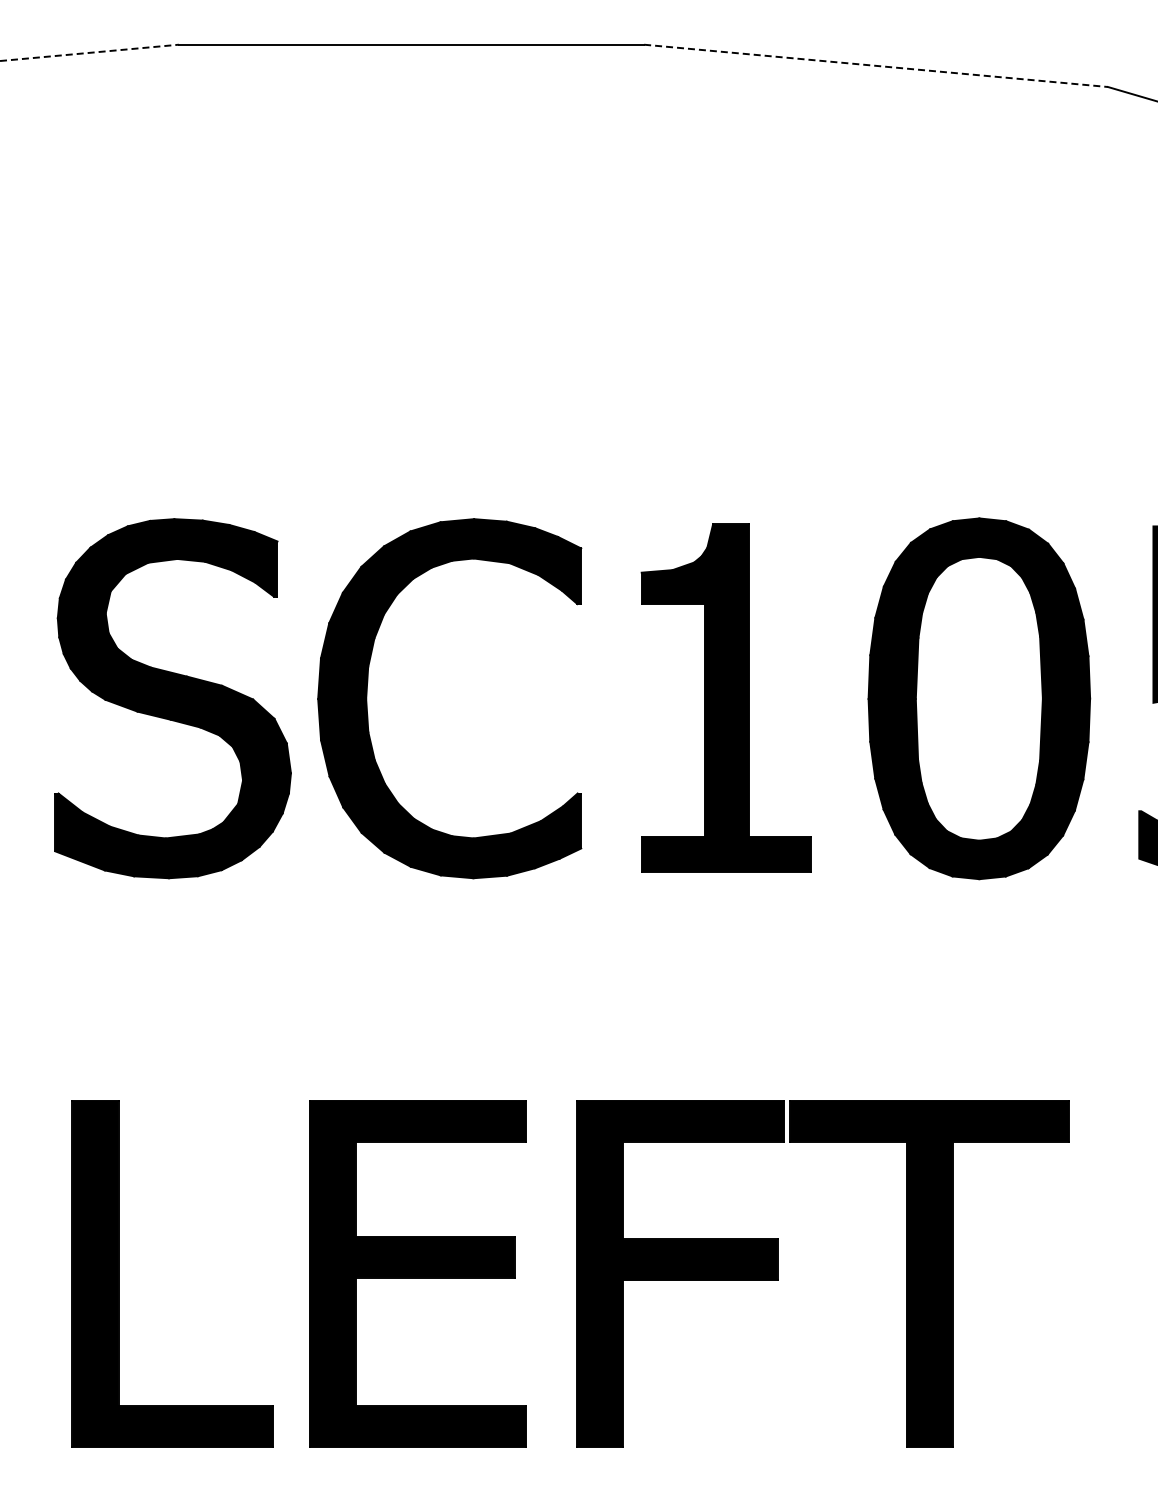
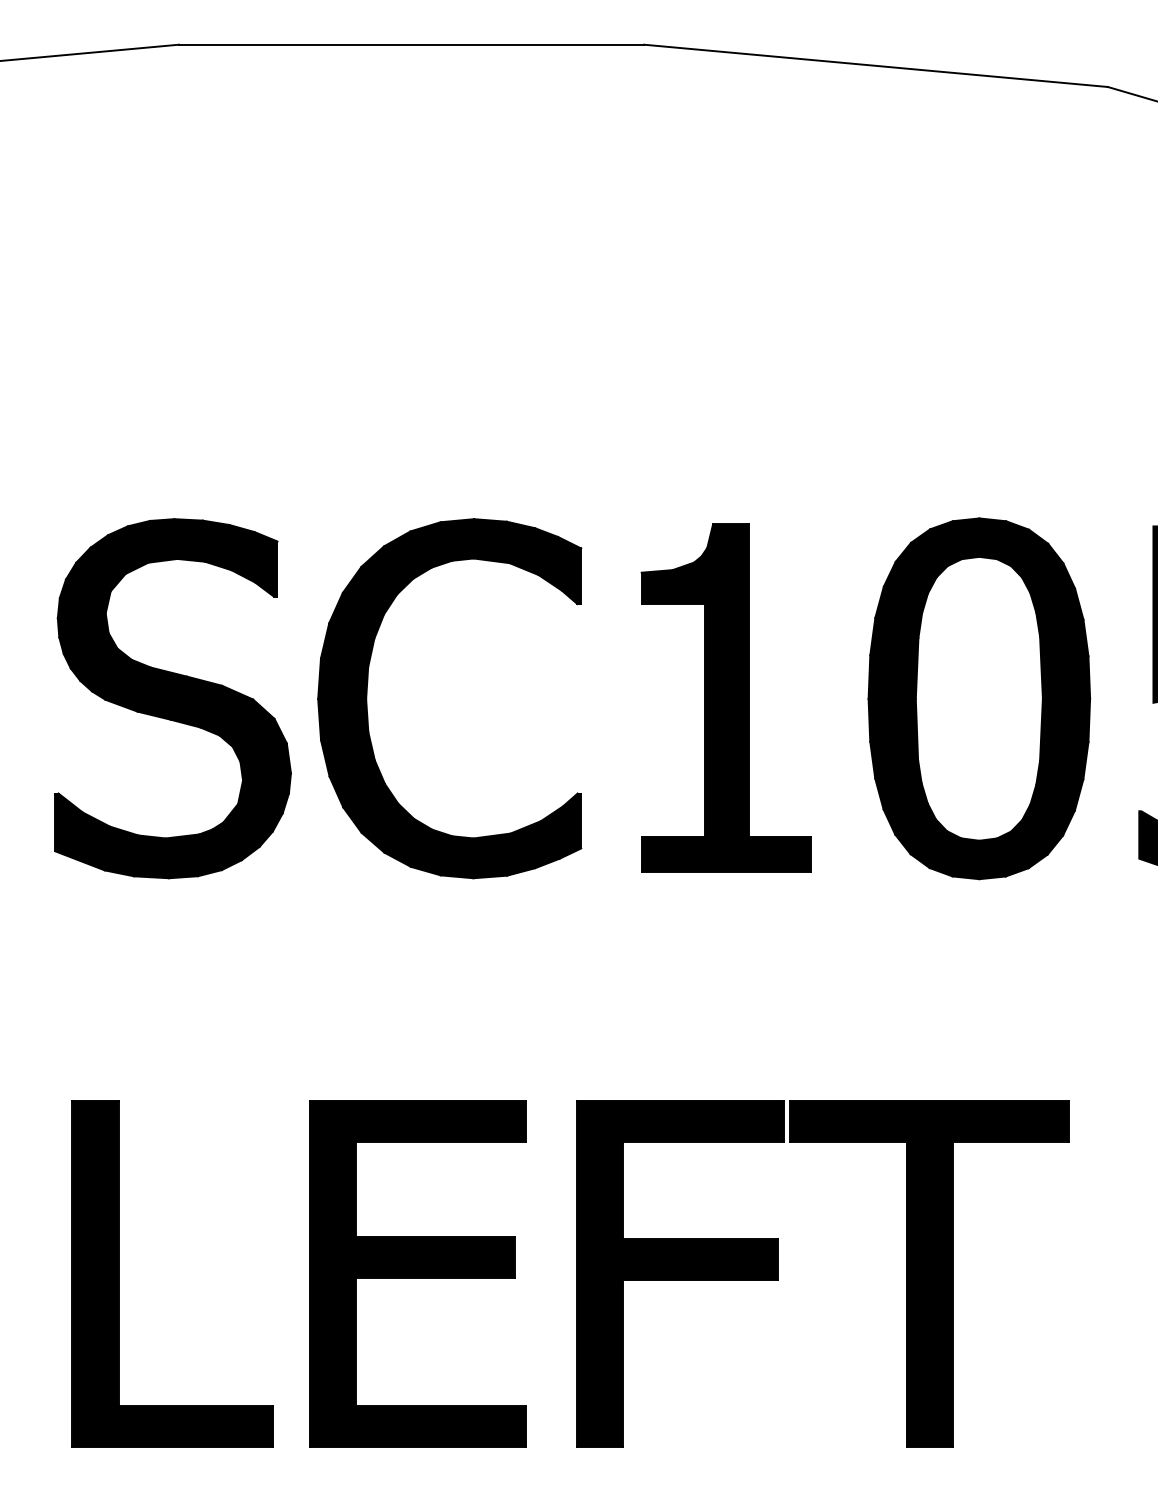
line: dashed -> solid (90, 52)
line: dashed -> solid (876, 65)
